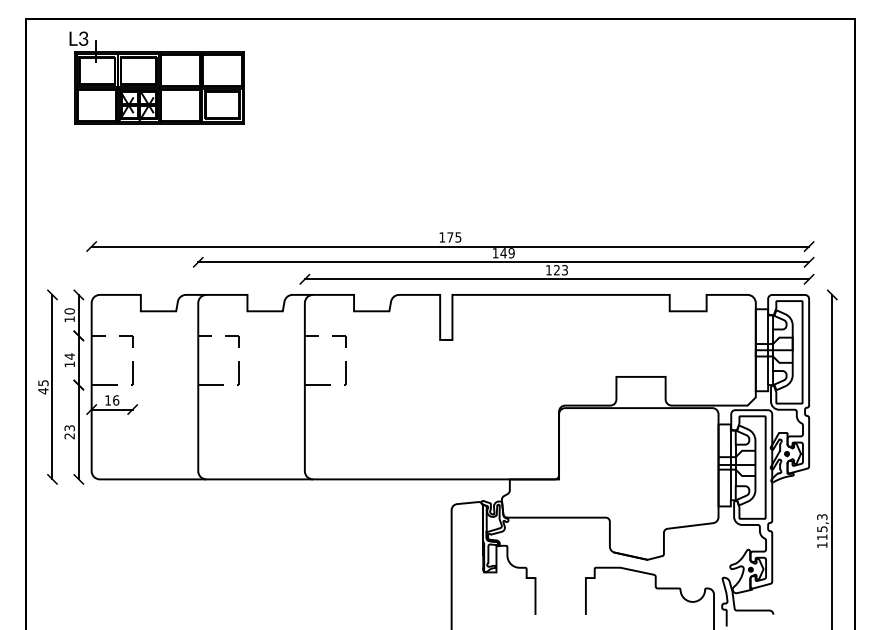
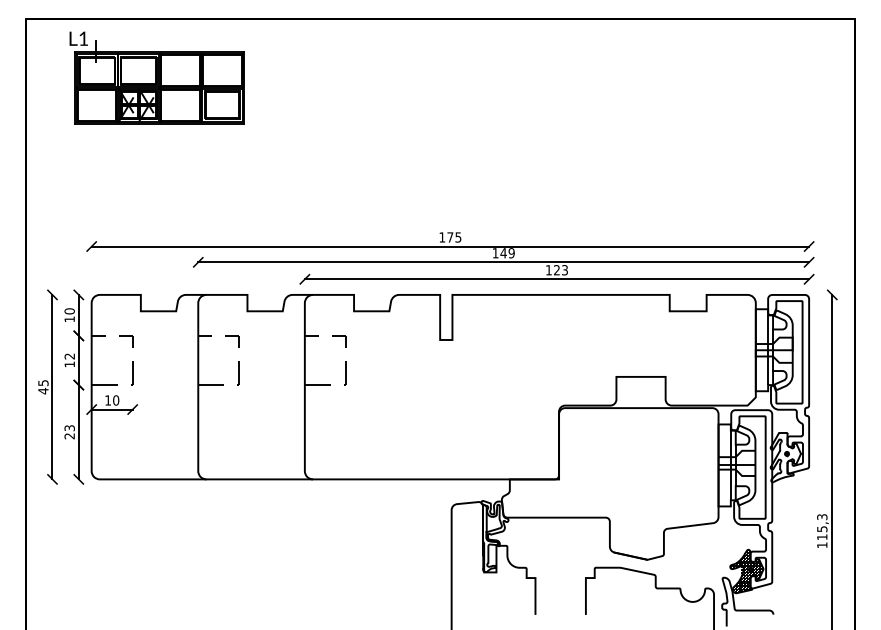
text: L3 -> L1 (83, 38)
text: 14 -> 12 (69, 356)
text: 16 -> 10 (116, 400)
hatch: none -> present (746, 571)
